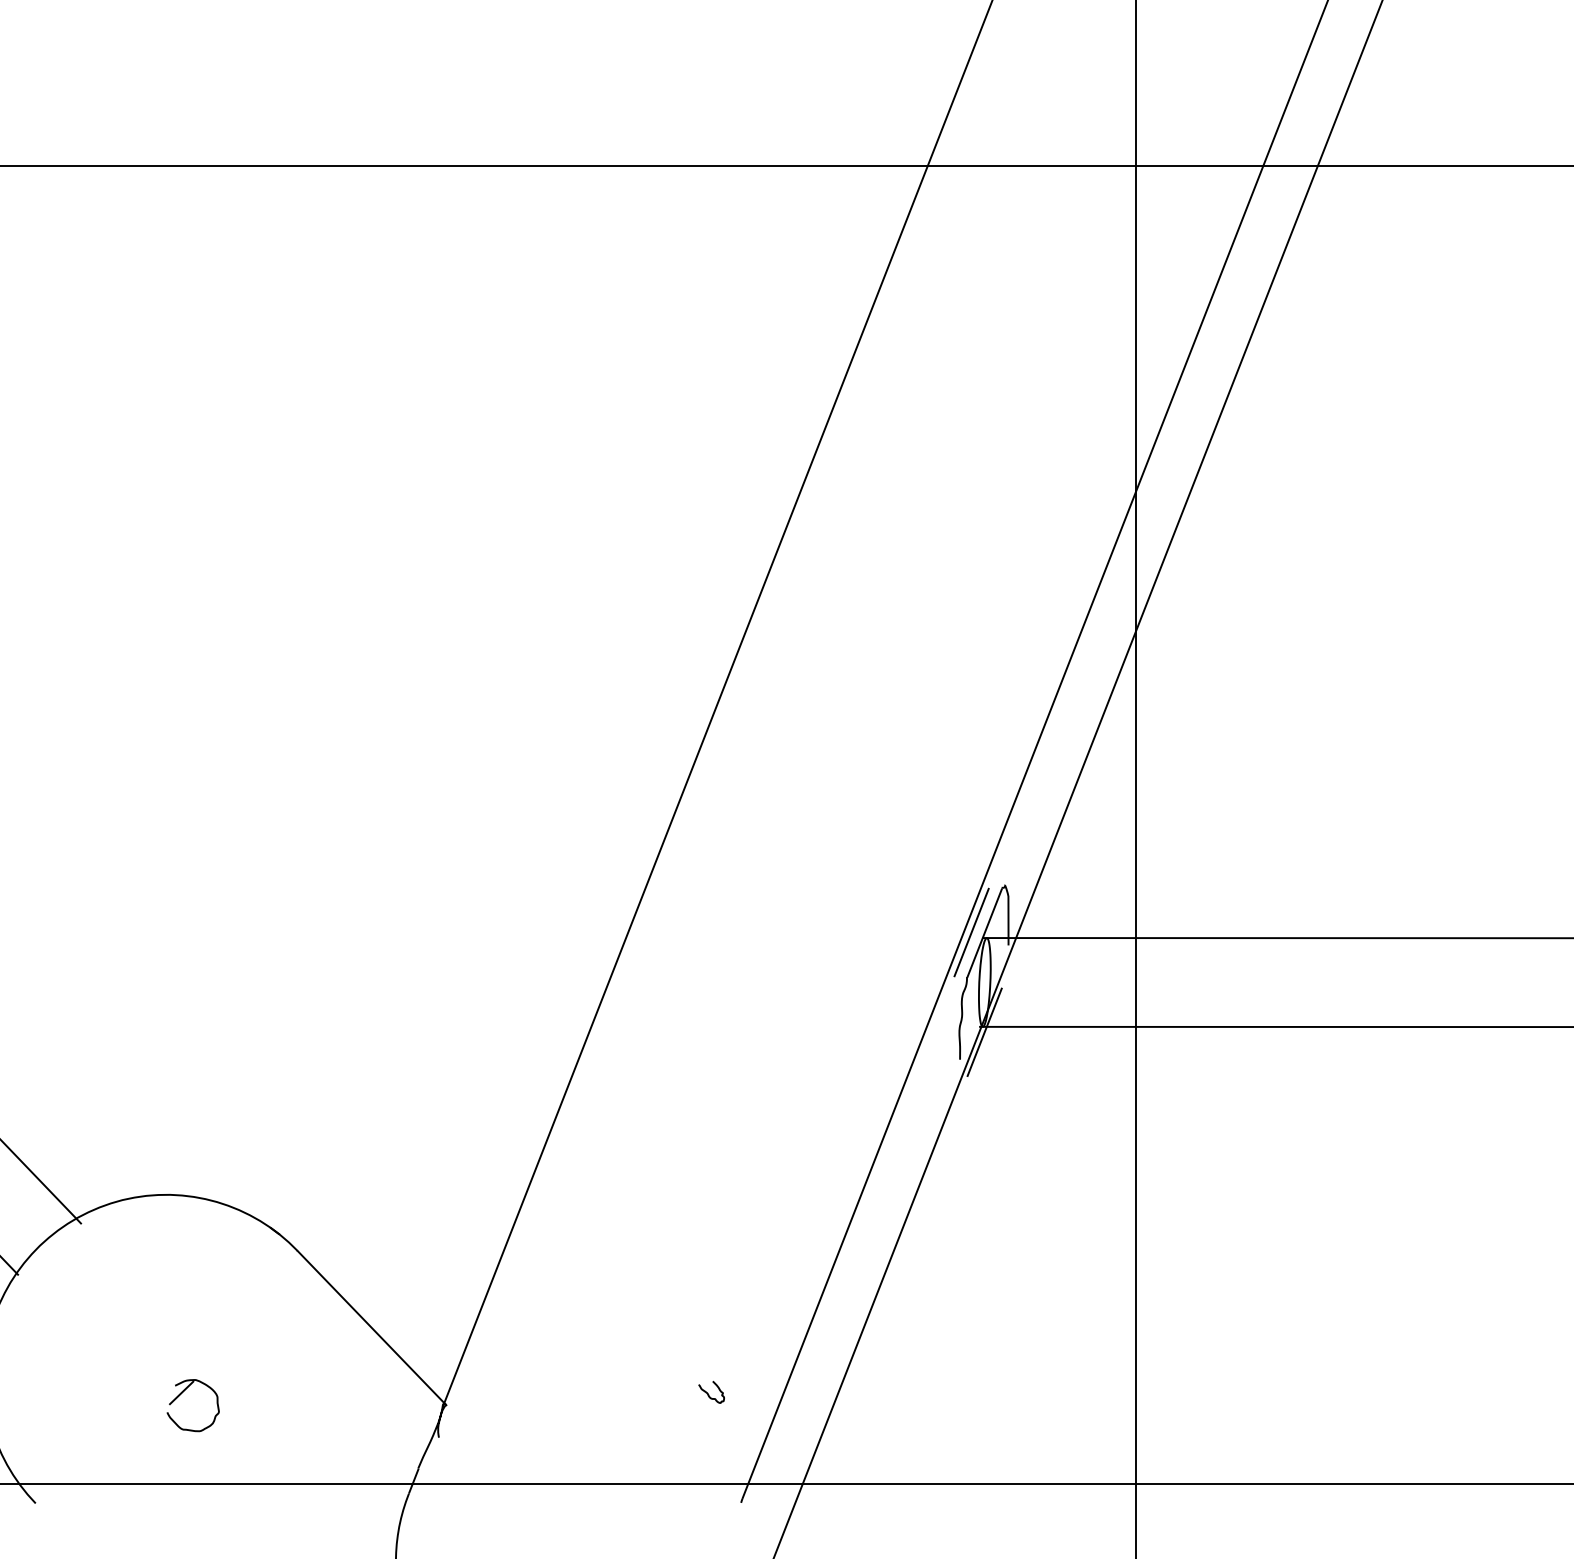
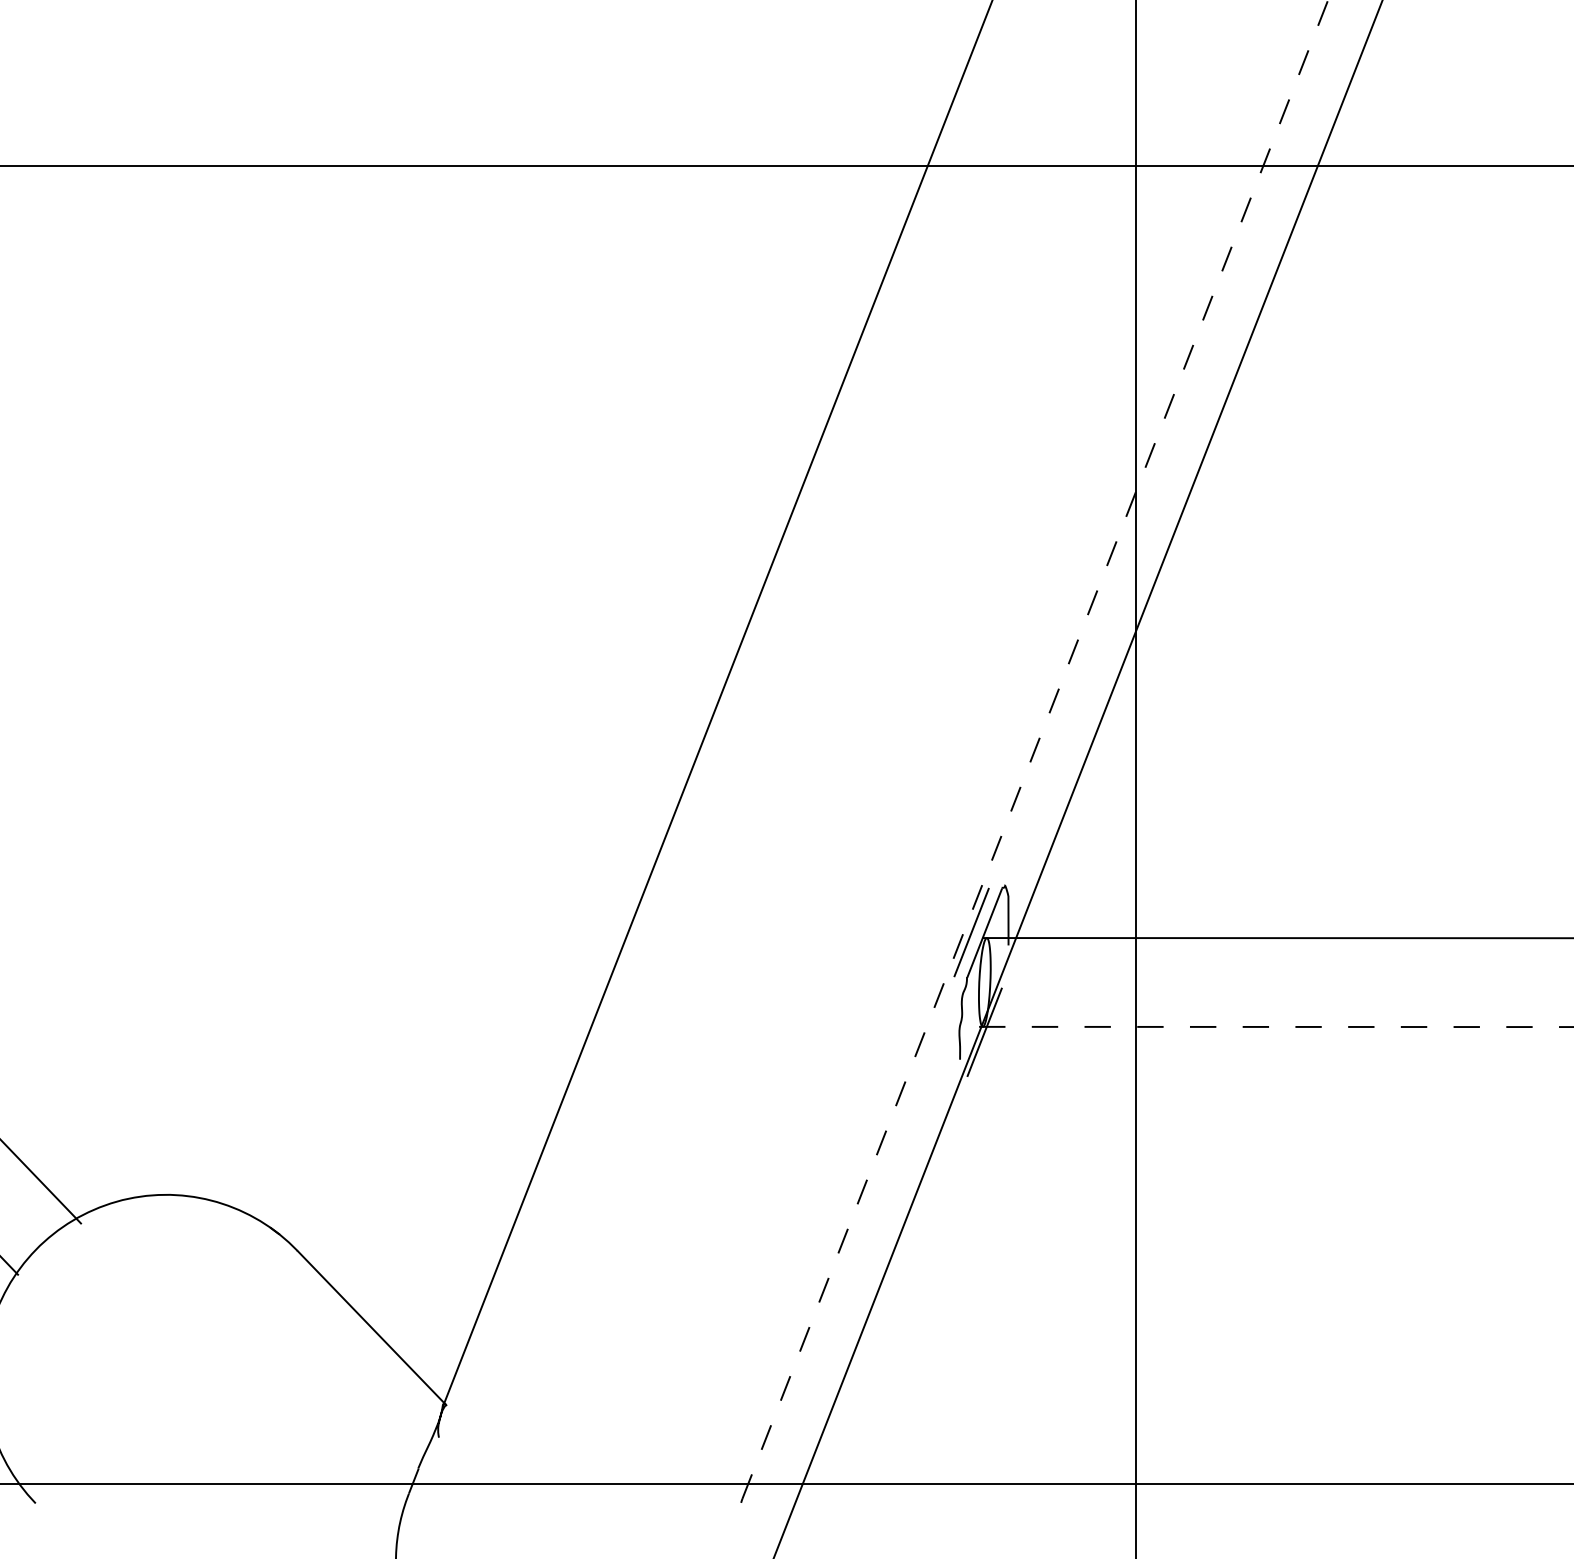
line: solid -> dashed (1035, 749)
line: solid -> dashed (1277, 1026)
part: present -> none (181, 1394)
curve: present -> none (709, 1394)
